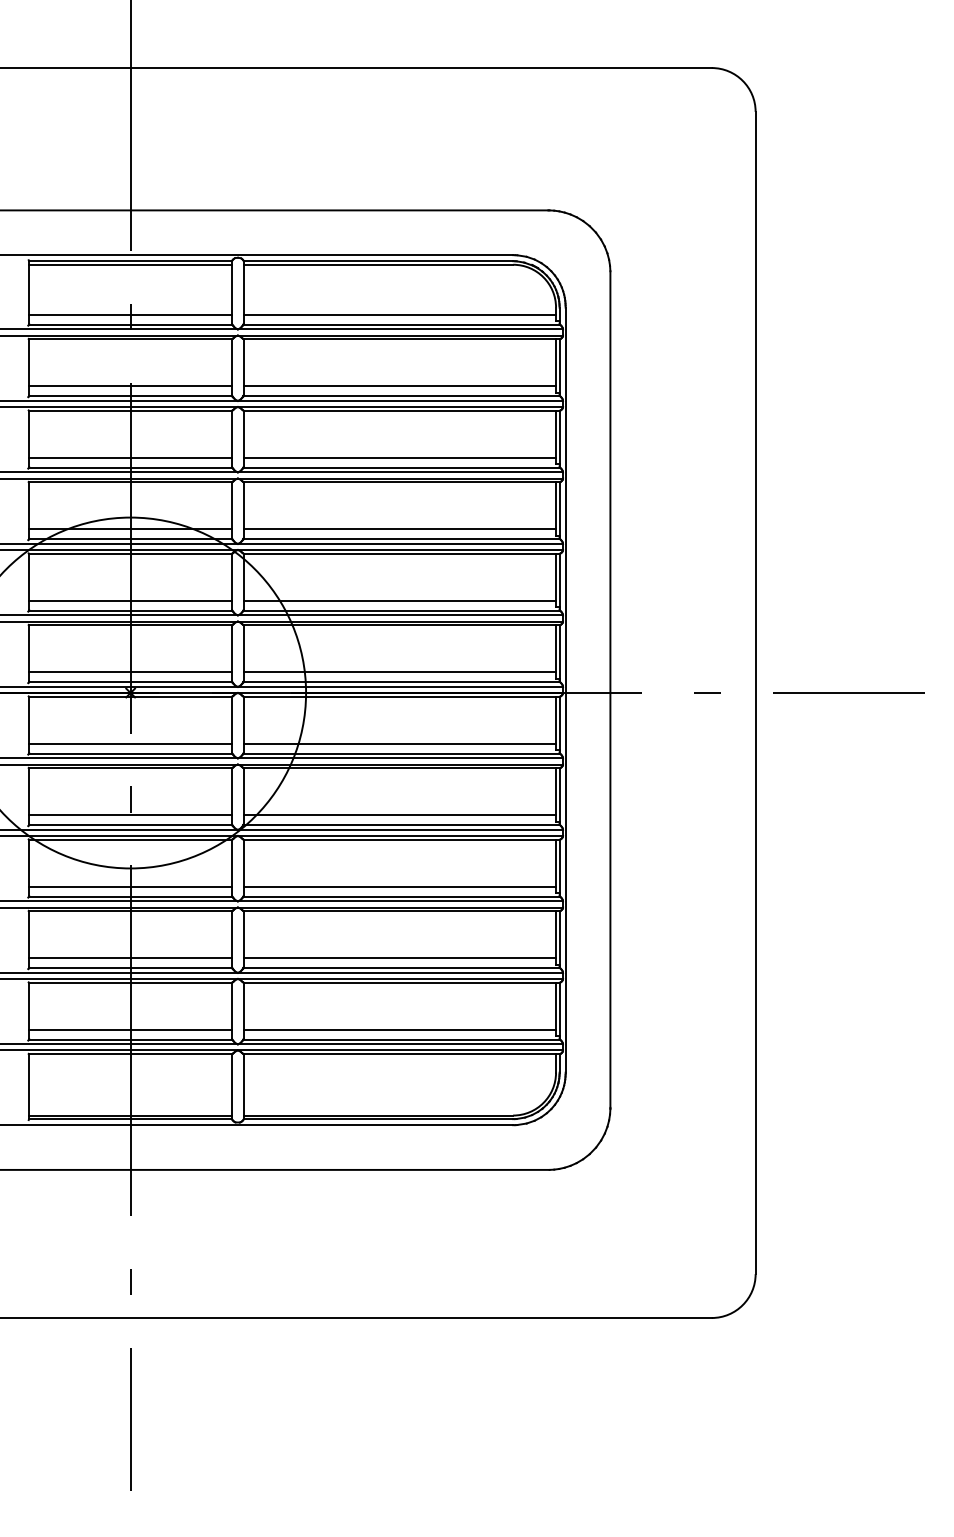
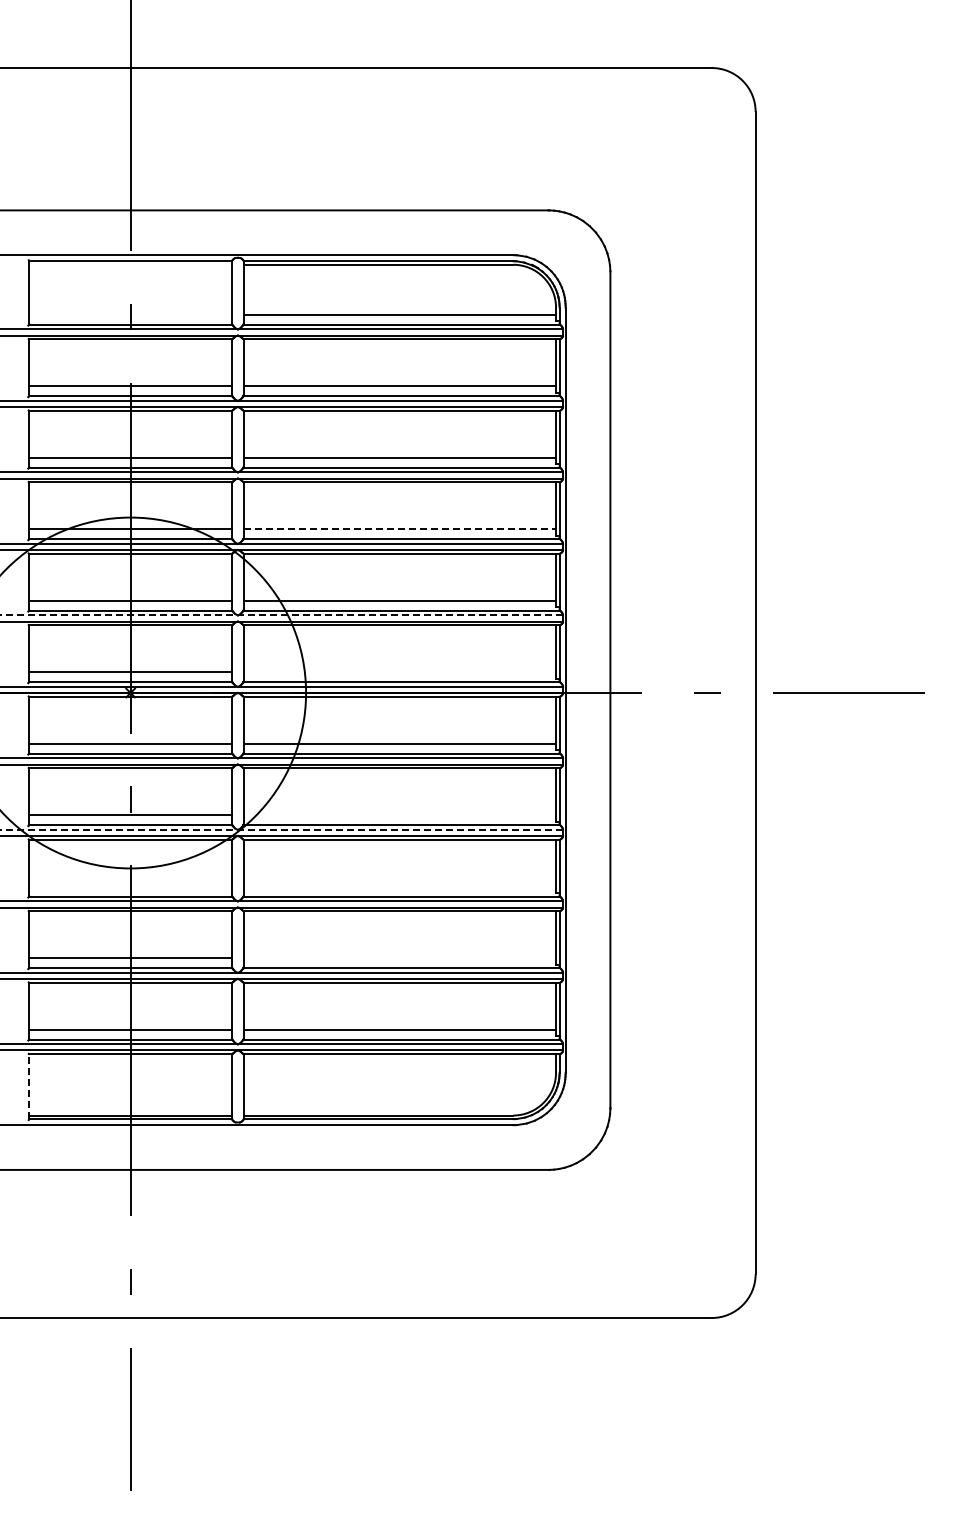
line: present -> none (130, 264)
line: present -> none (130, 314)
line: solid -> dashed (400, 529)
line: solid -> dashed (281, 615)
line: present -> none (399, 672)
line: present -> none (399, 815)
line: solid -> dashed (281, 829)
line: present -> none (130, 886)
line: present -> none (399, 886)
line: present -> none (399, 958)
line: solid -> dashed (29, 1086)
